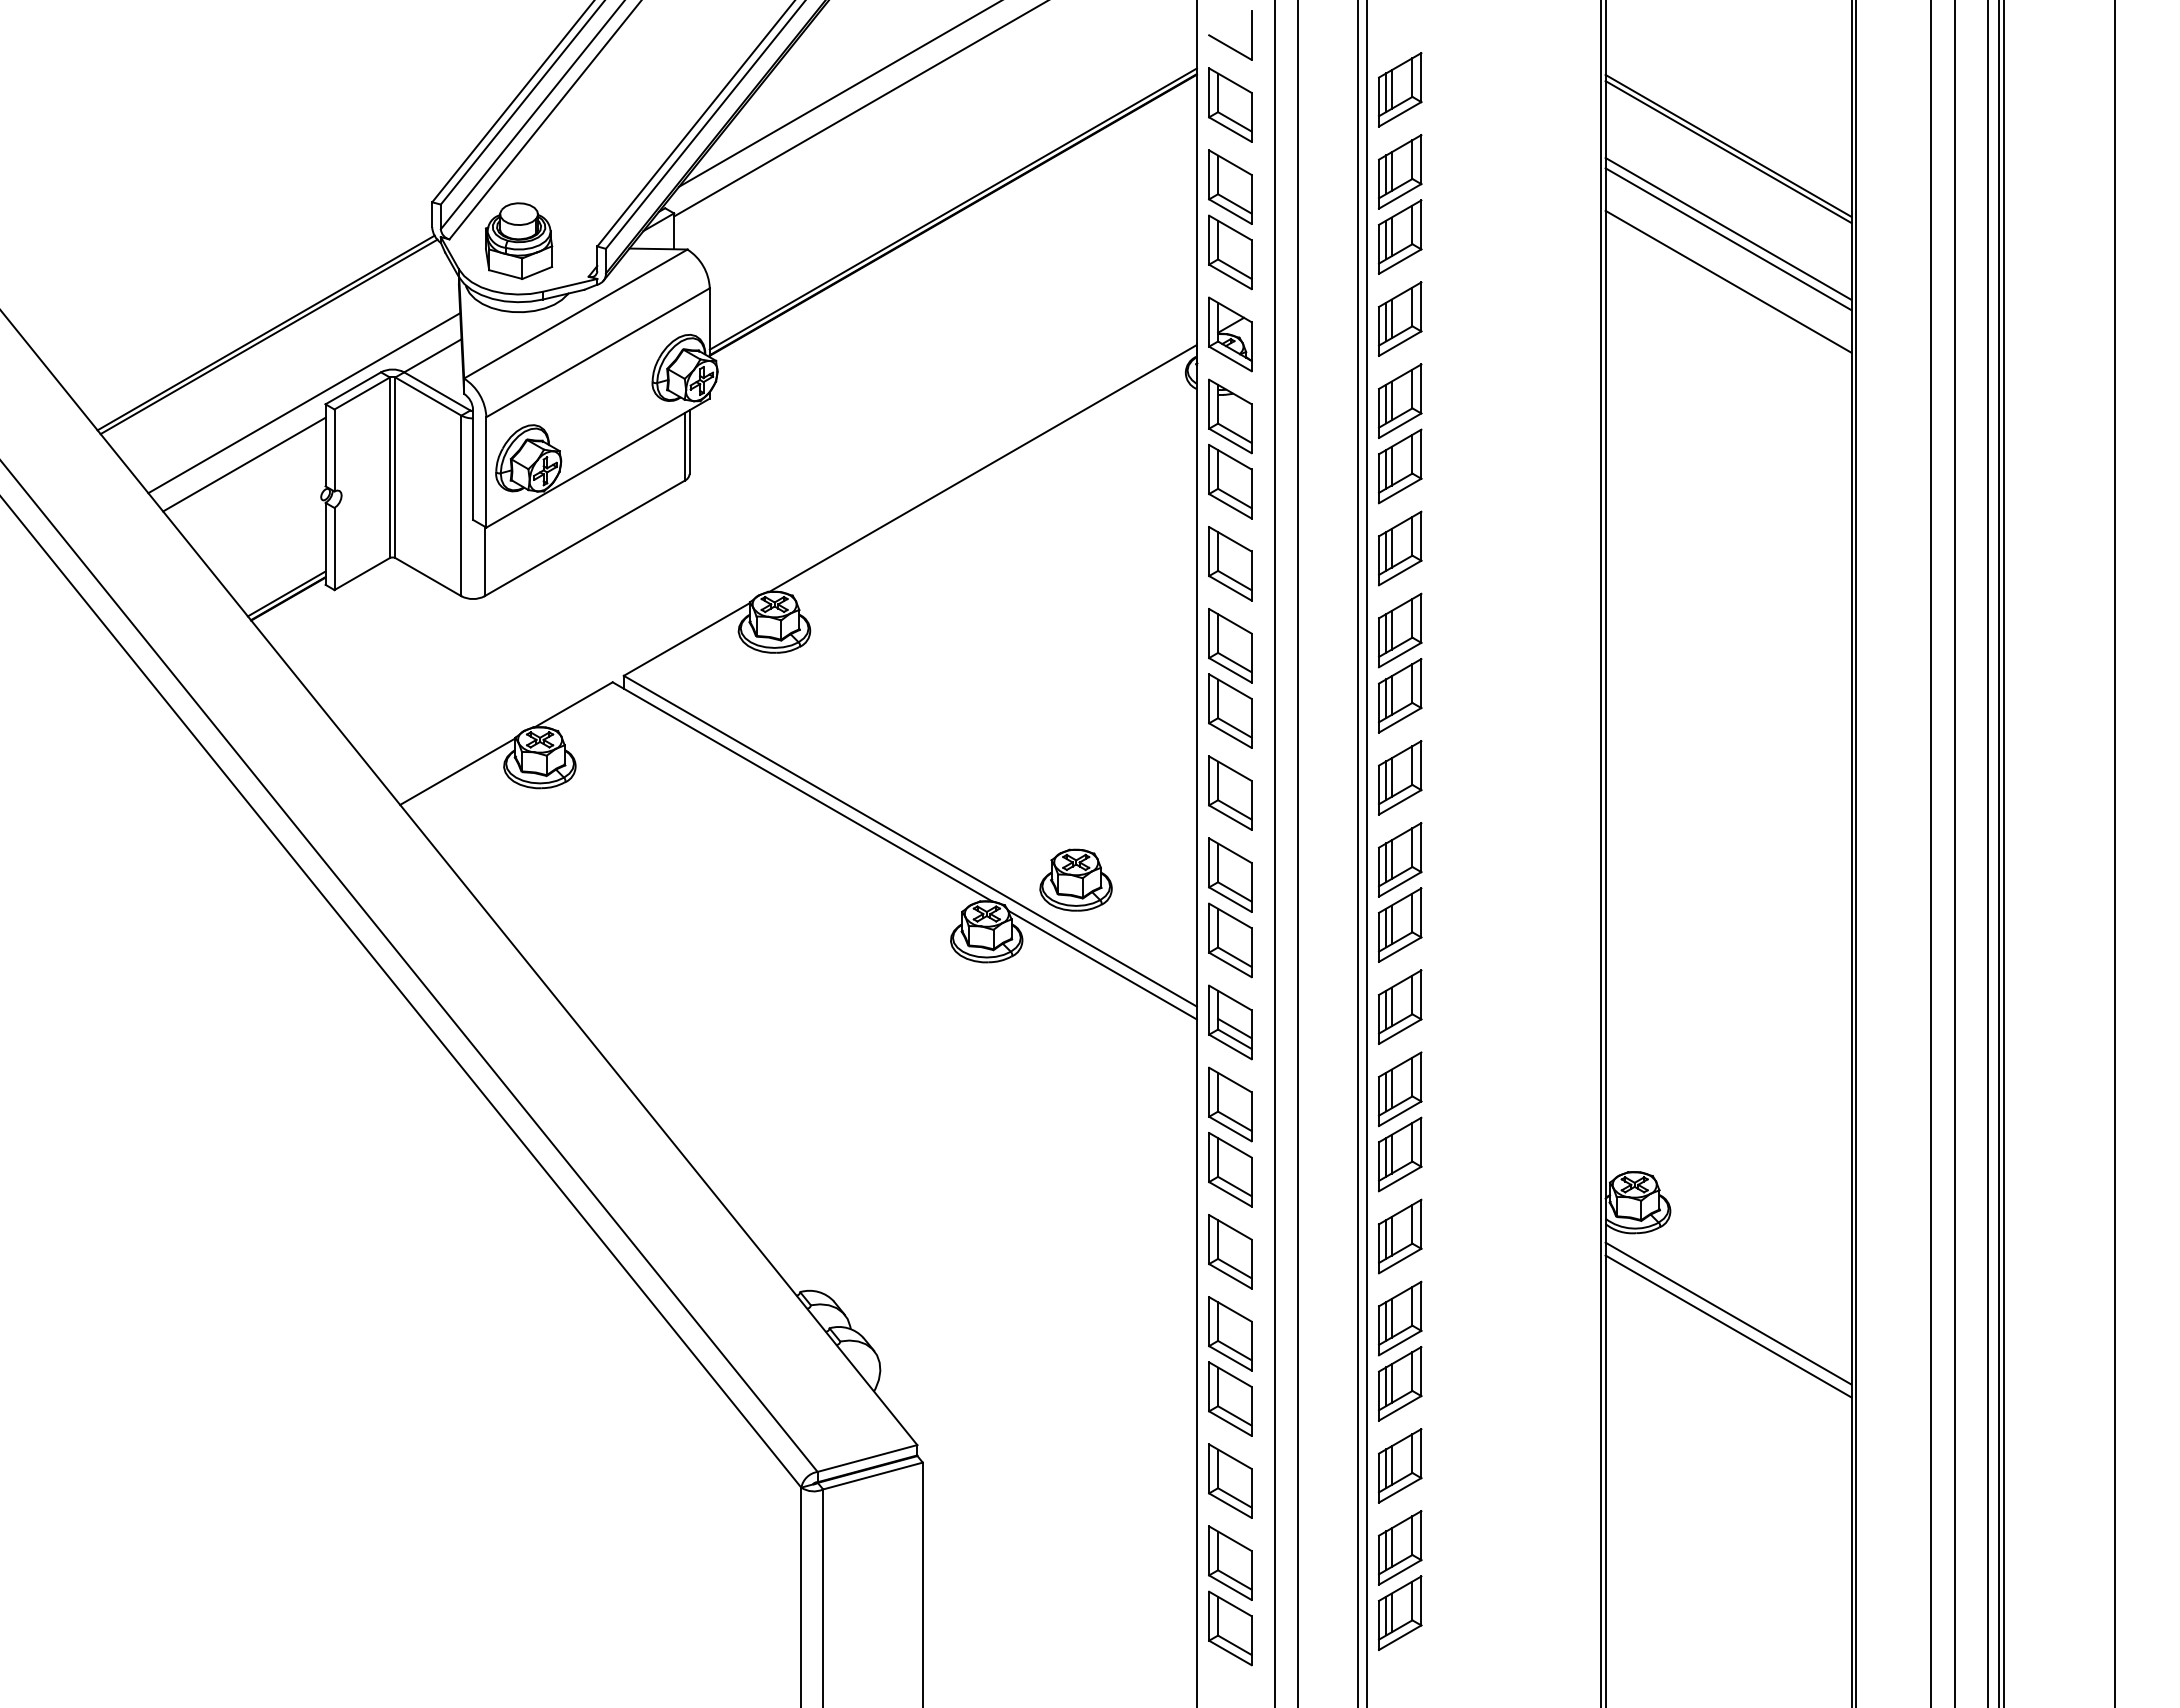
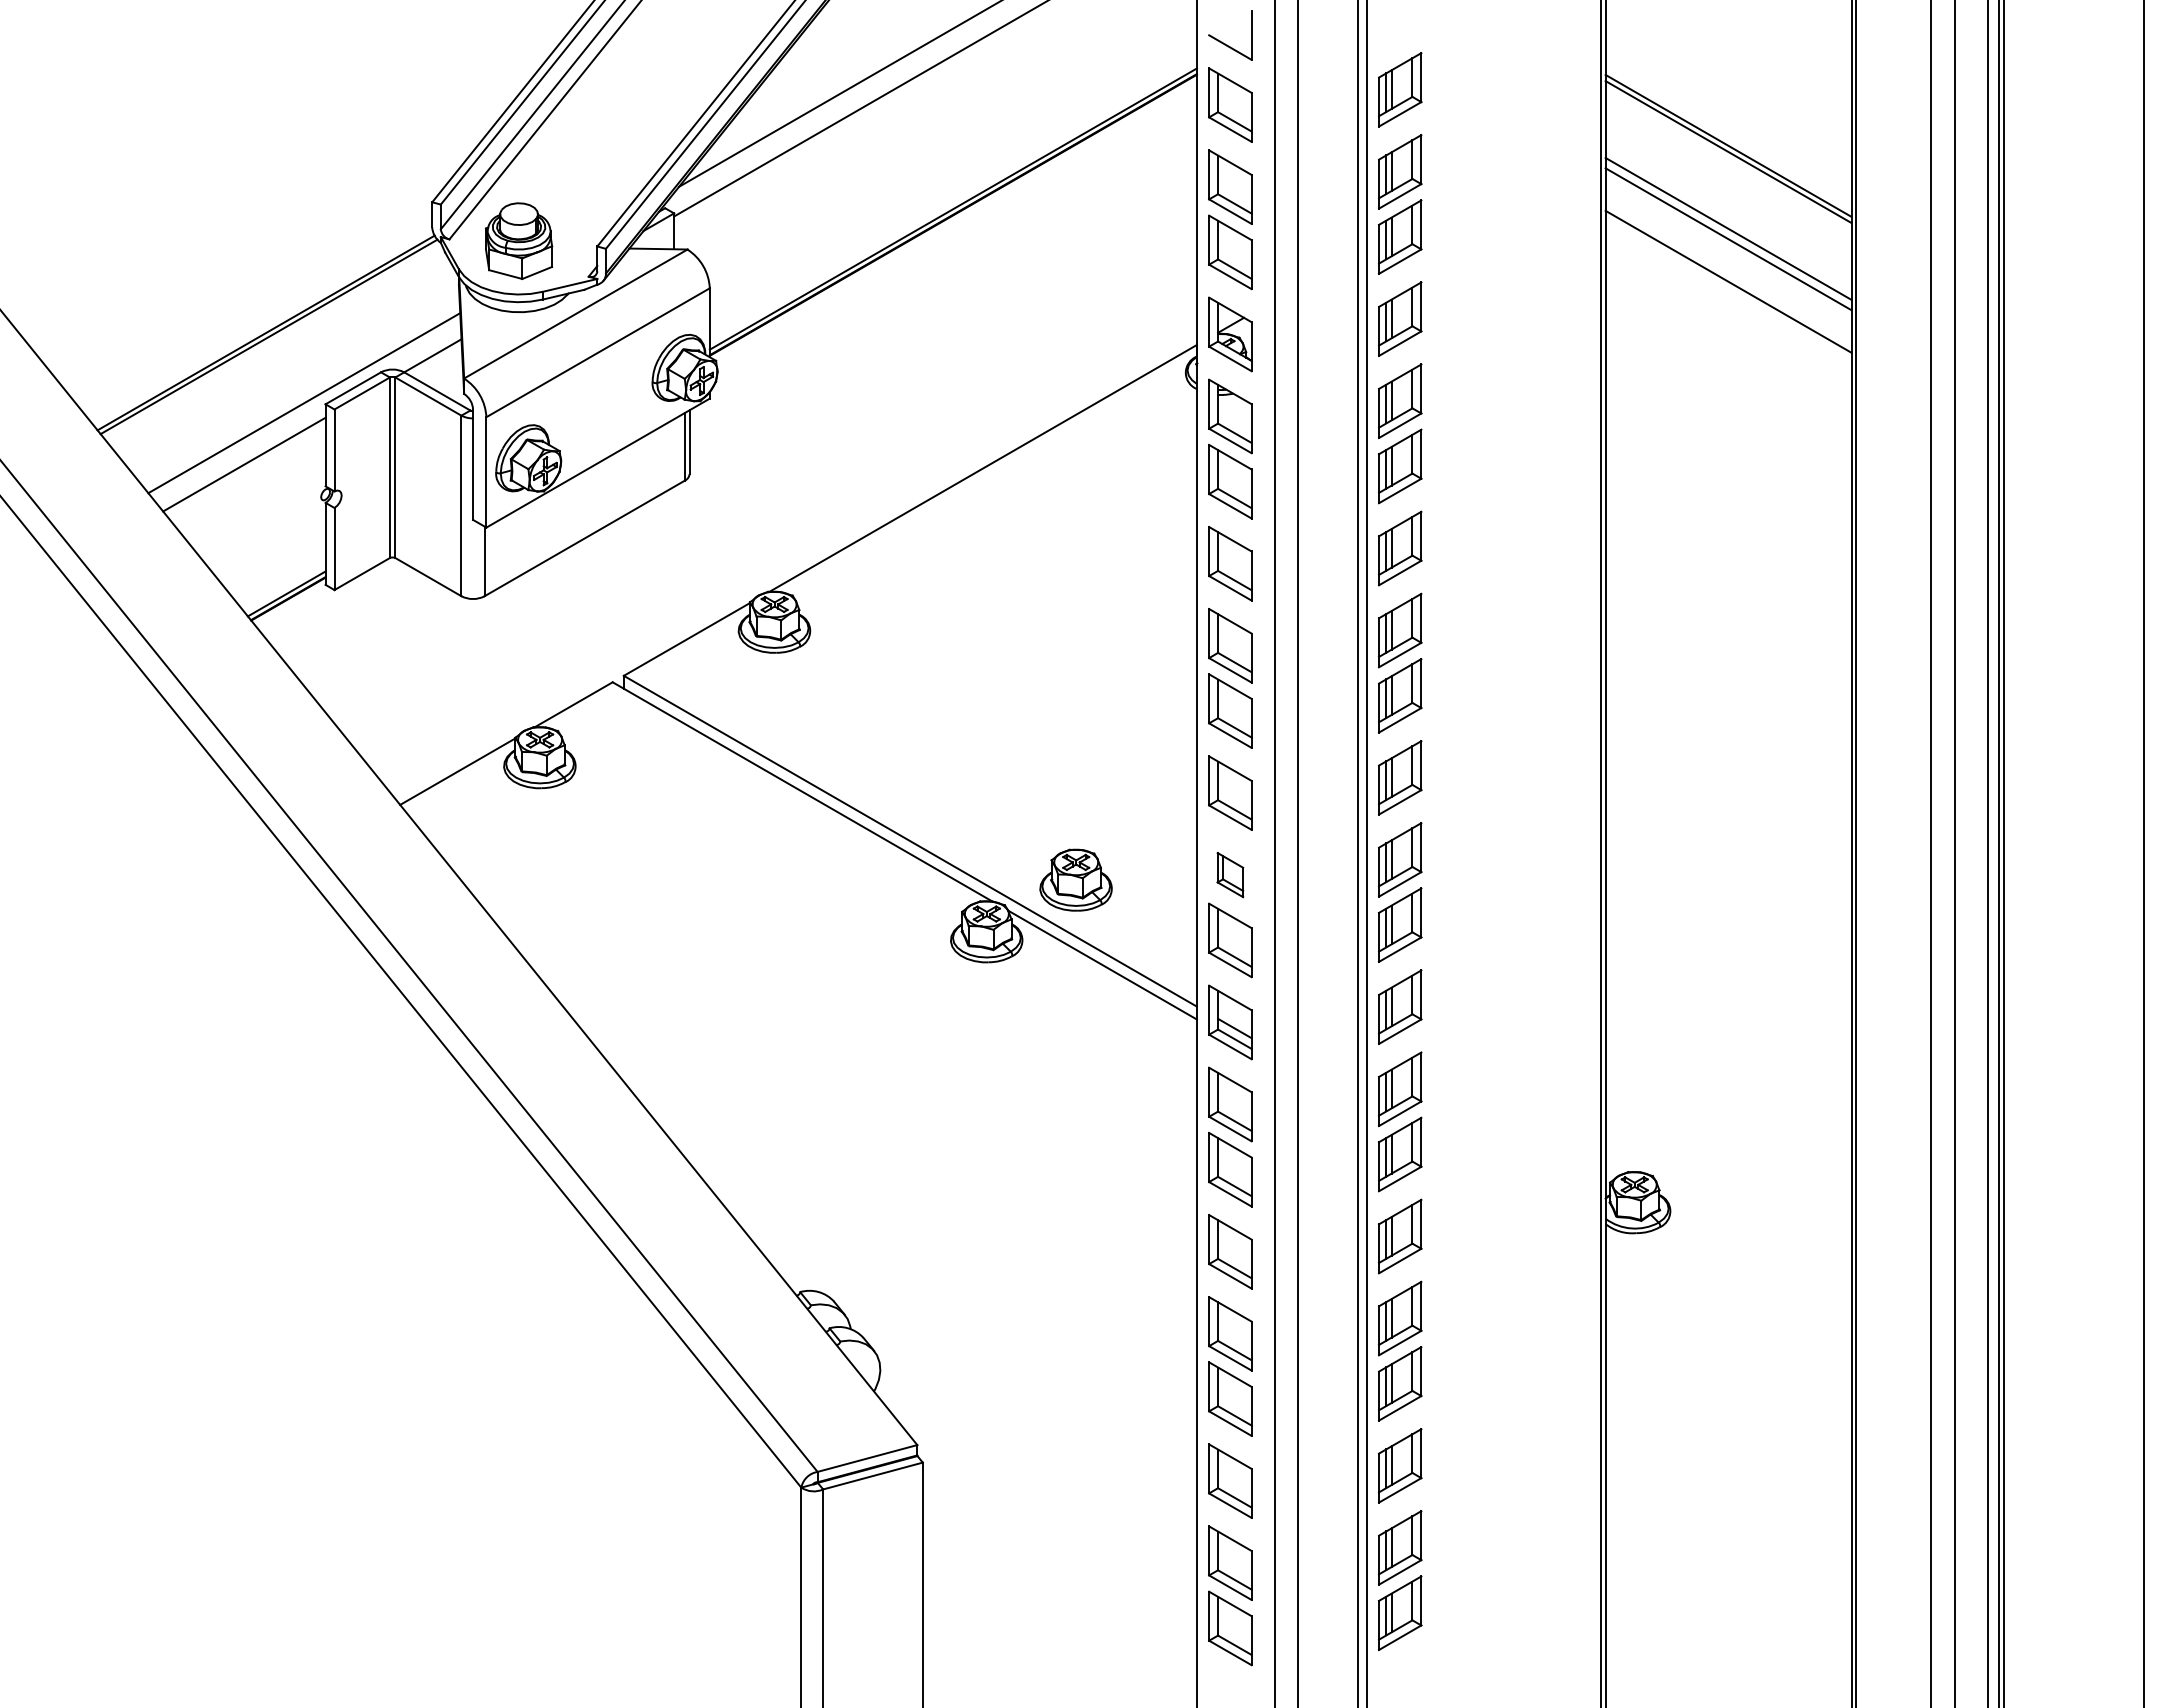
line position: (2114, 853) -> (2143, 853) (2143, 853)
part size: 45x76 px -> 29x47 px (1230, 875)
line: present -> none (1728, 1313)
line: present -> none (1728, 1326)
